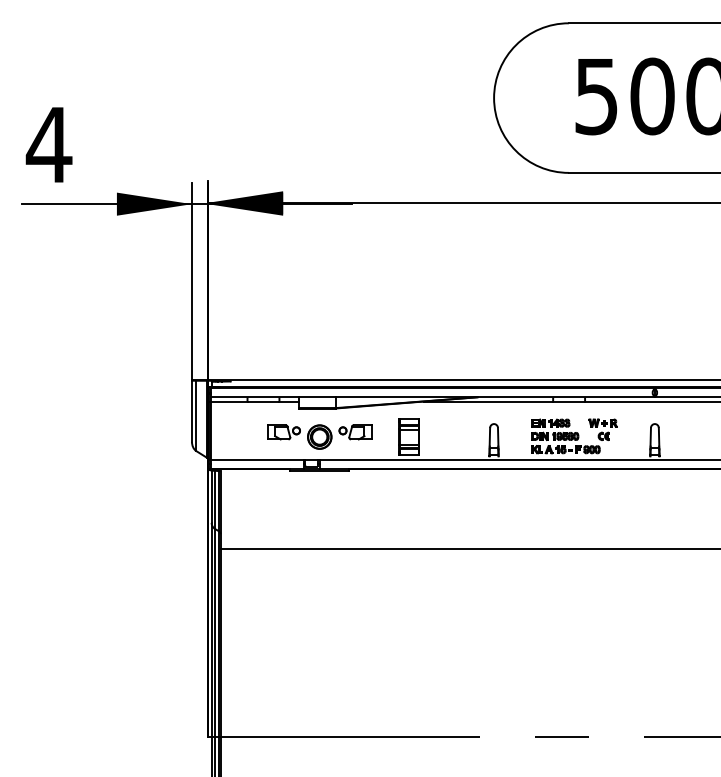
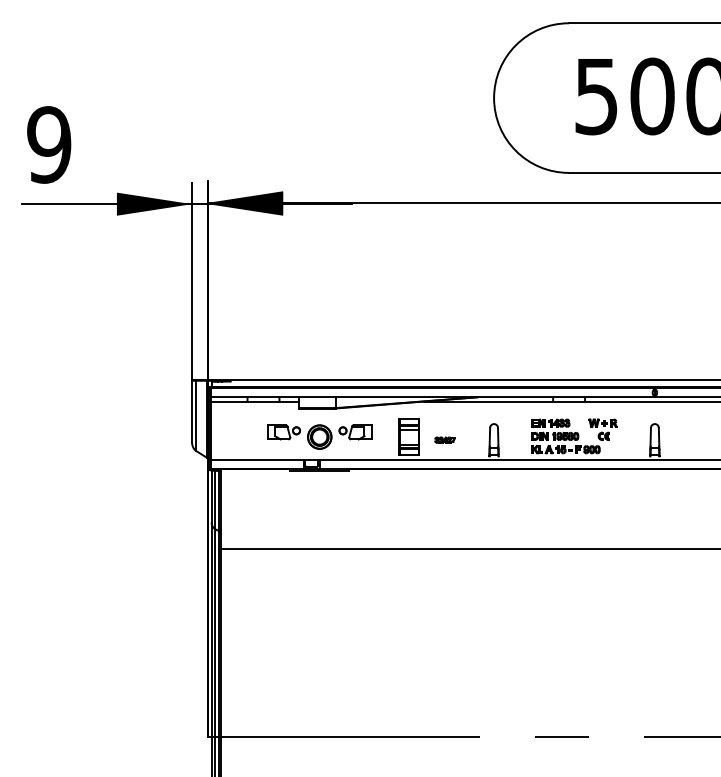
text: 4 -> 9 (48, 144)
part: none -> present (444, 439)
